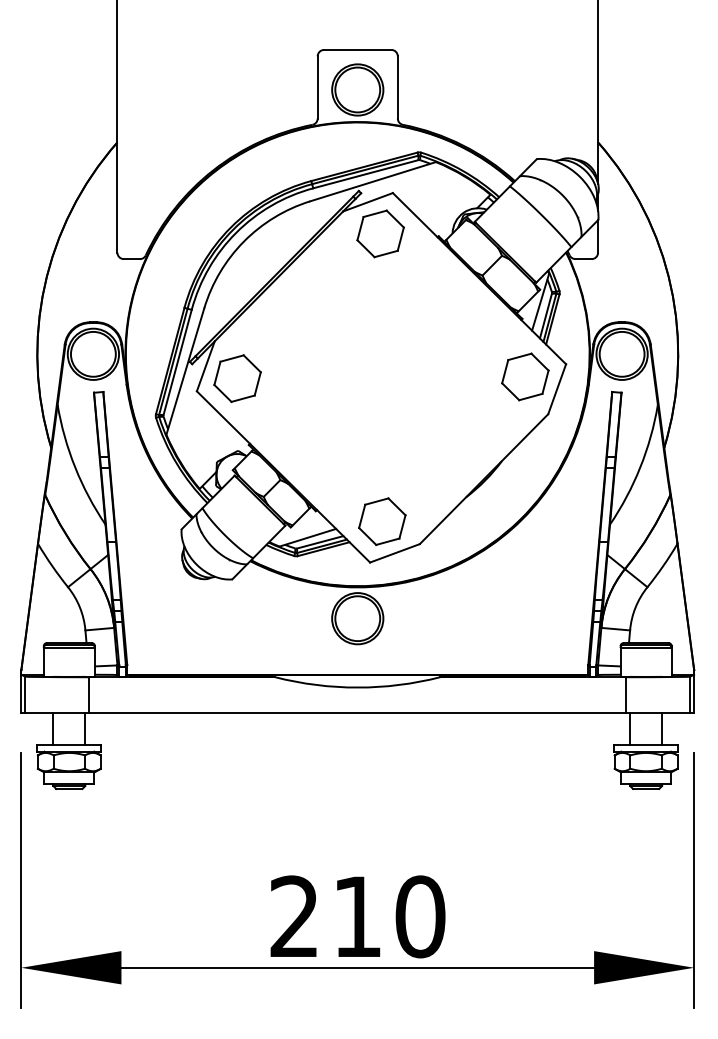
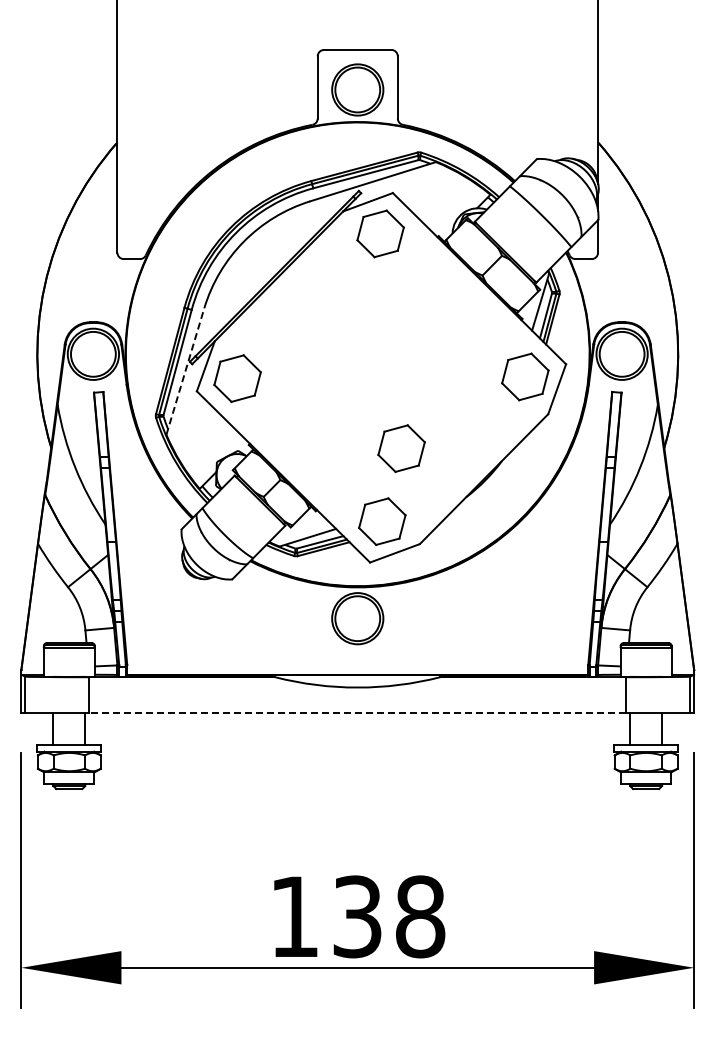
line: solid -> dashed (185, 371)
part: none -> present (401, 448)
line: solid -> dashed (357, 713)
text: 210 -> 138 (357, 916)
